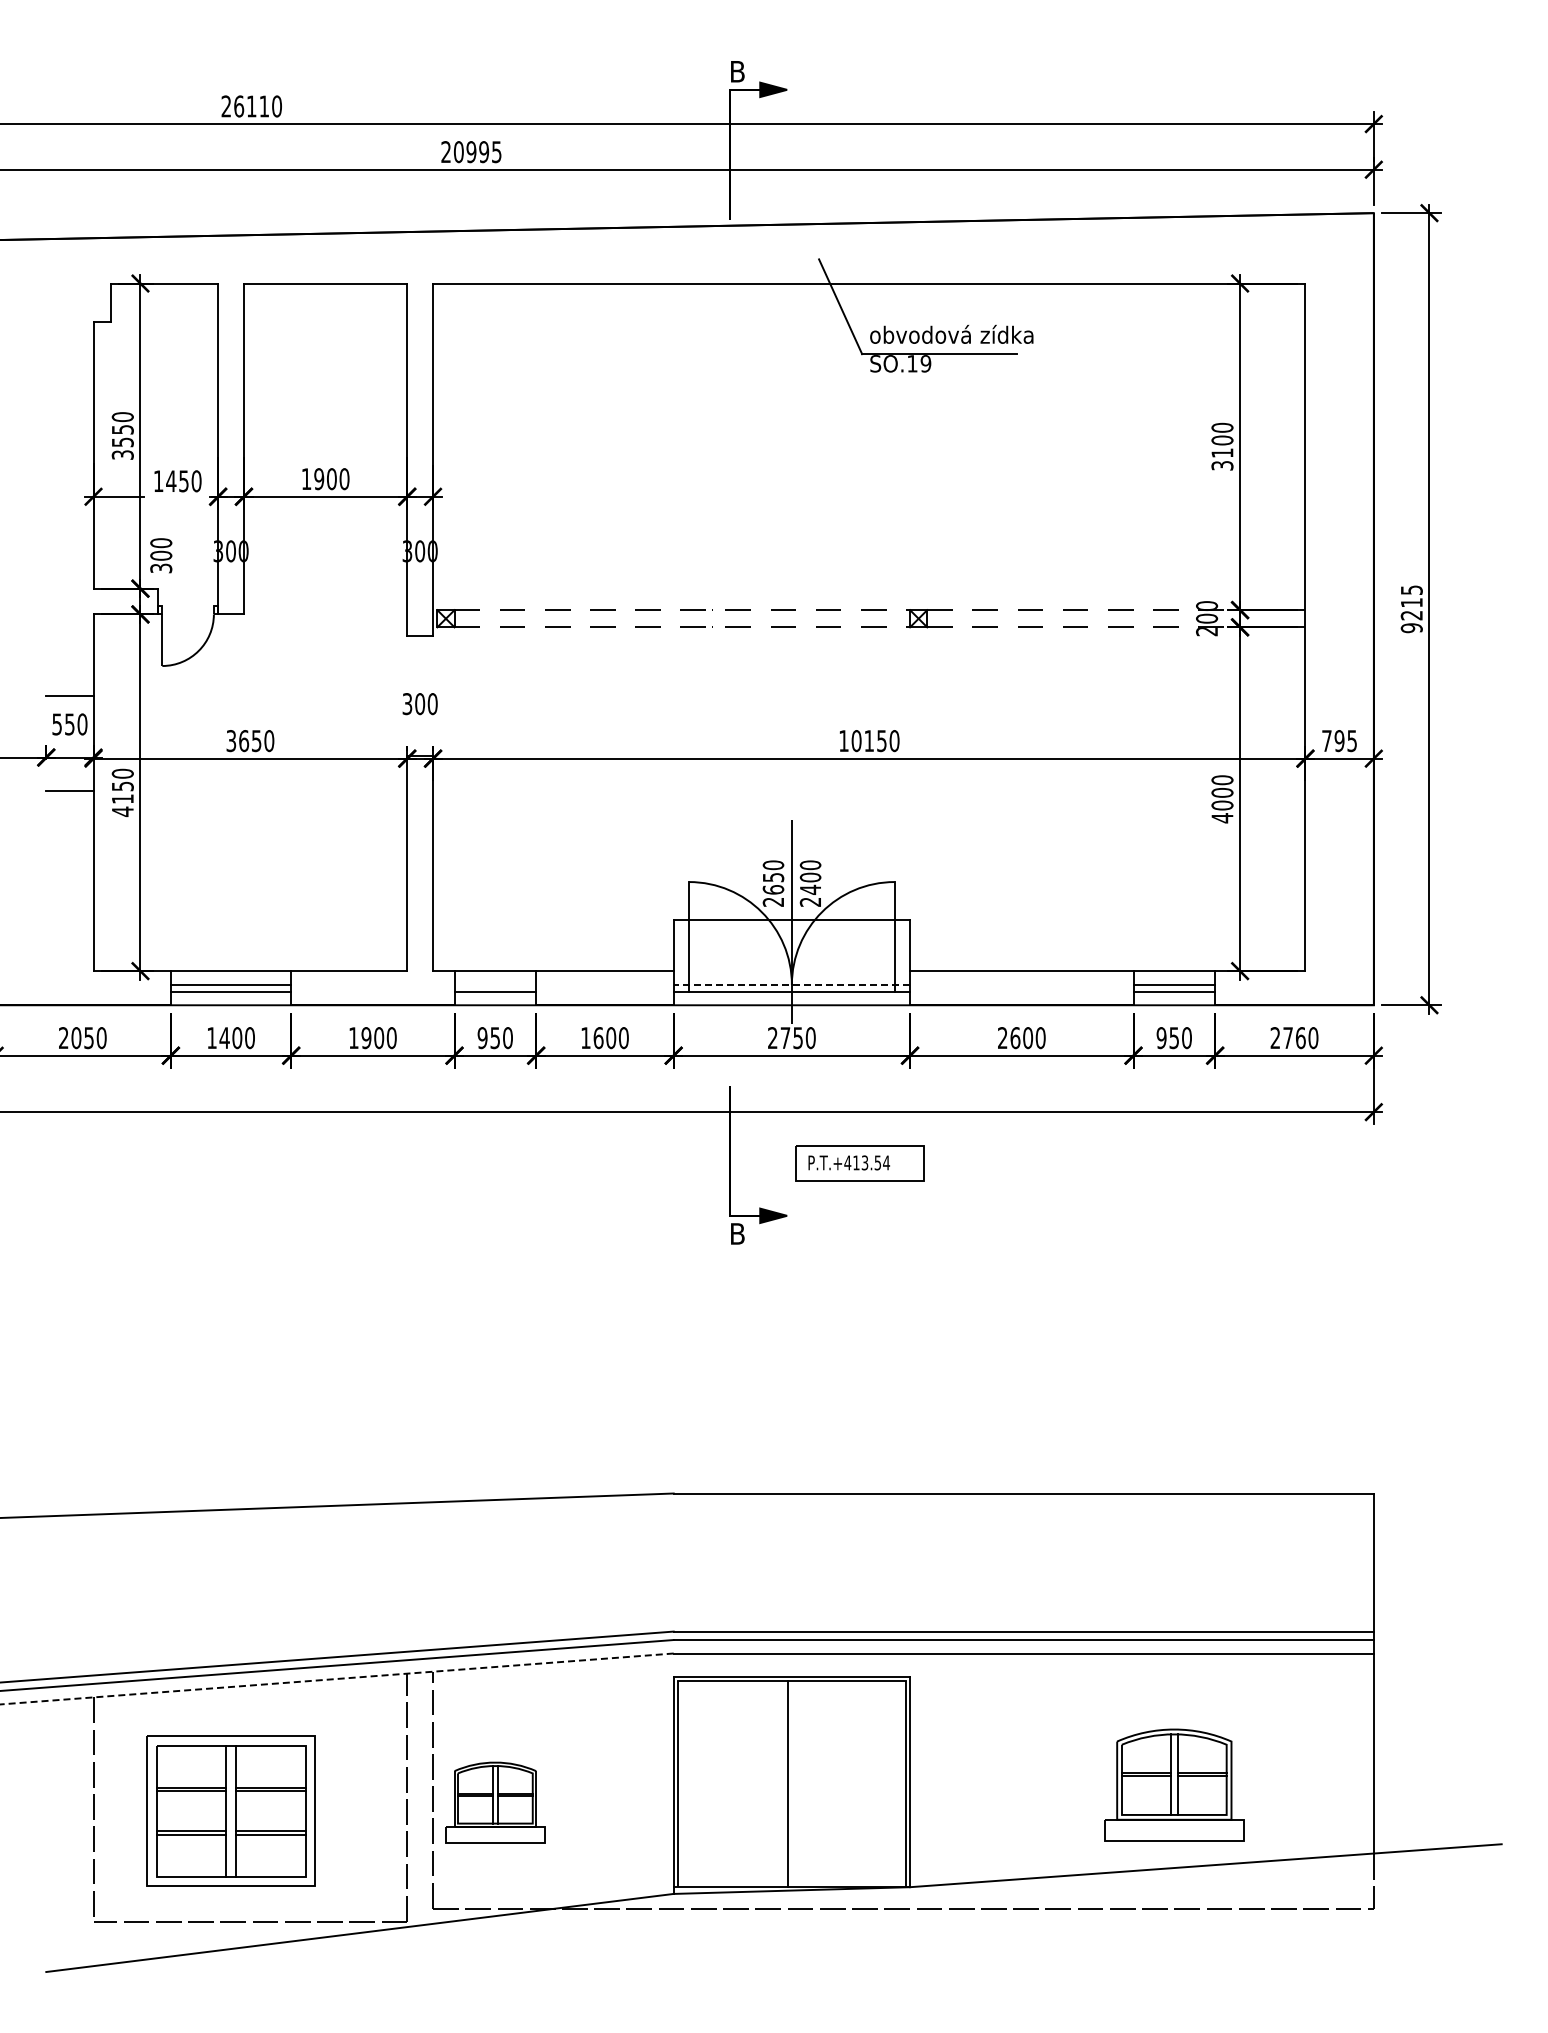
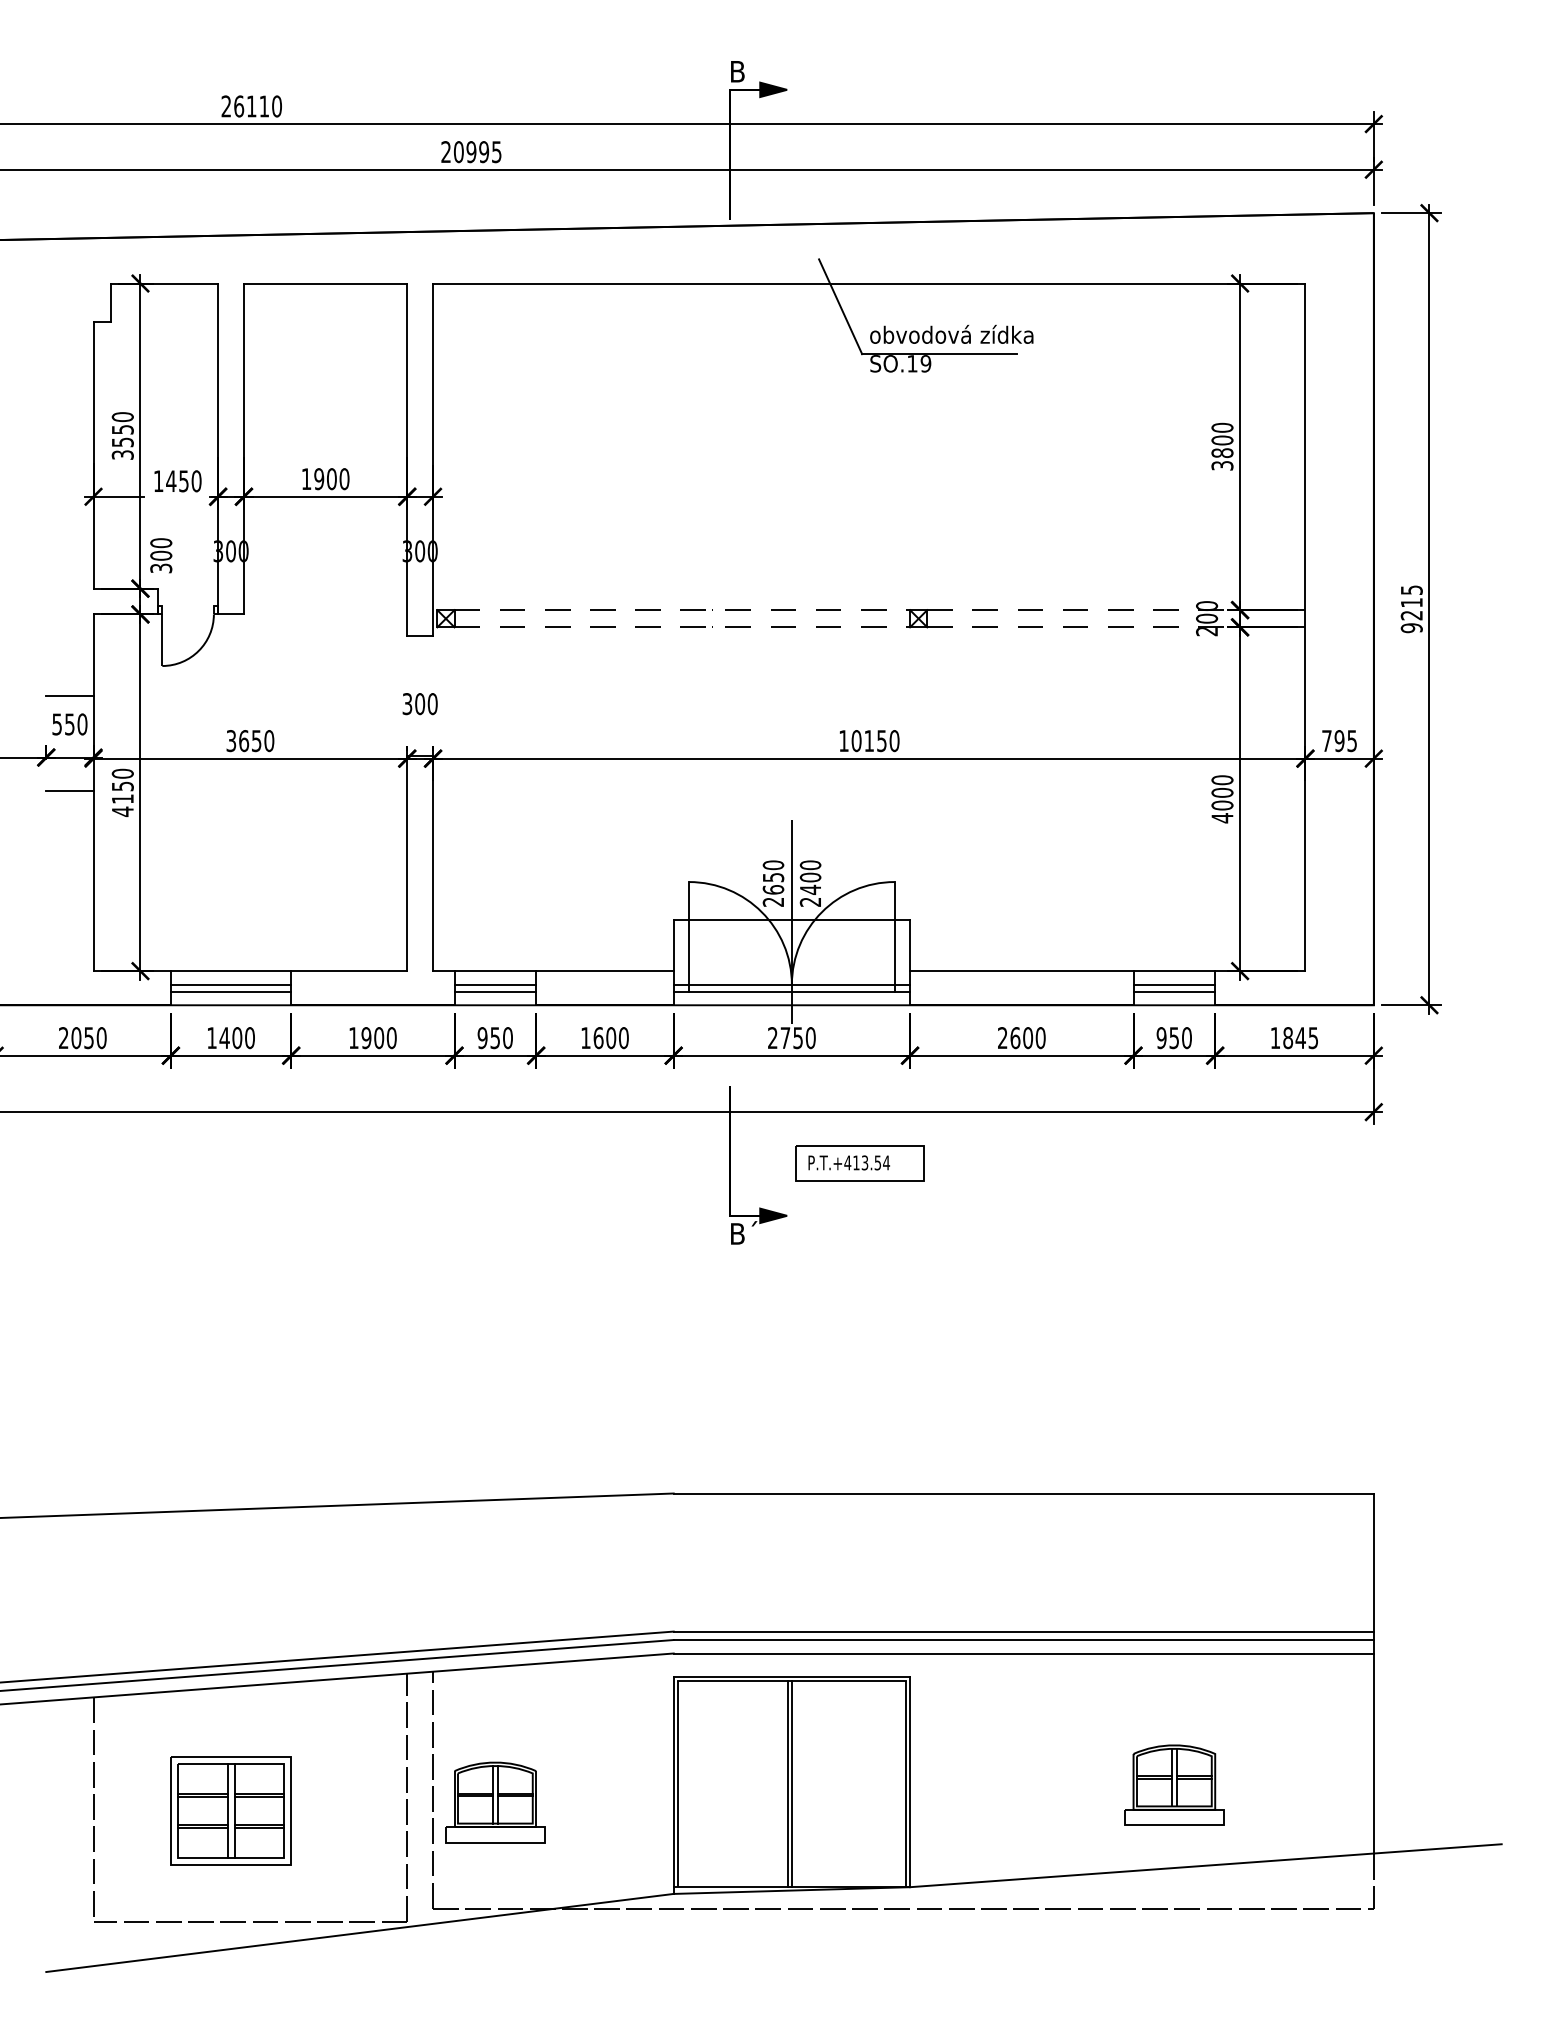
text: 3100 -> 3800 (1222, 453)
line: none -> present (495, 984)
line: dashed -> solid (791, 984)
text: 2760 -> 1845 (1294, 1038)
text: B -> B´ (754, 1223)
line: dashed -> solid (336, 1678)
line: none -> present (791, 1783)
part size: 141x114 px -> 101x82 px (1174, 1784)
part size: 170x152 px -> 122x110 px (230, 1810)
